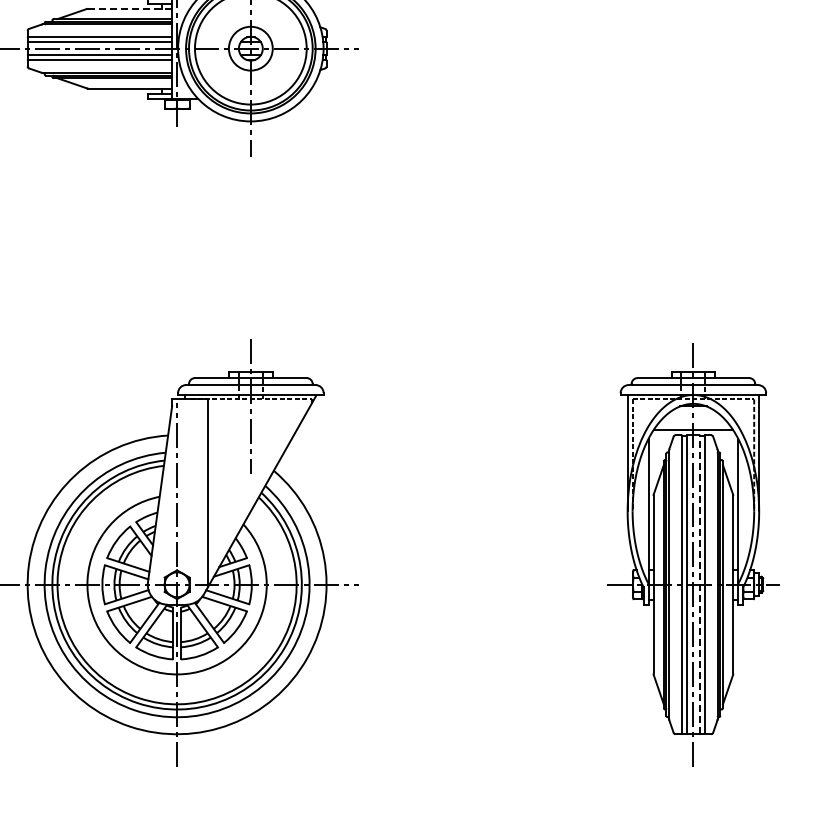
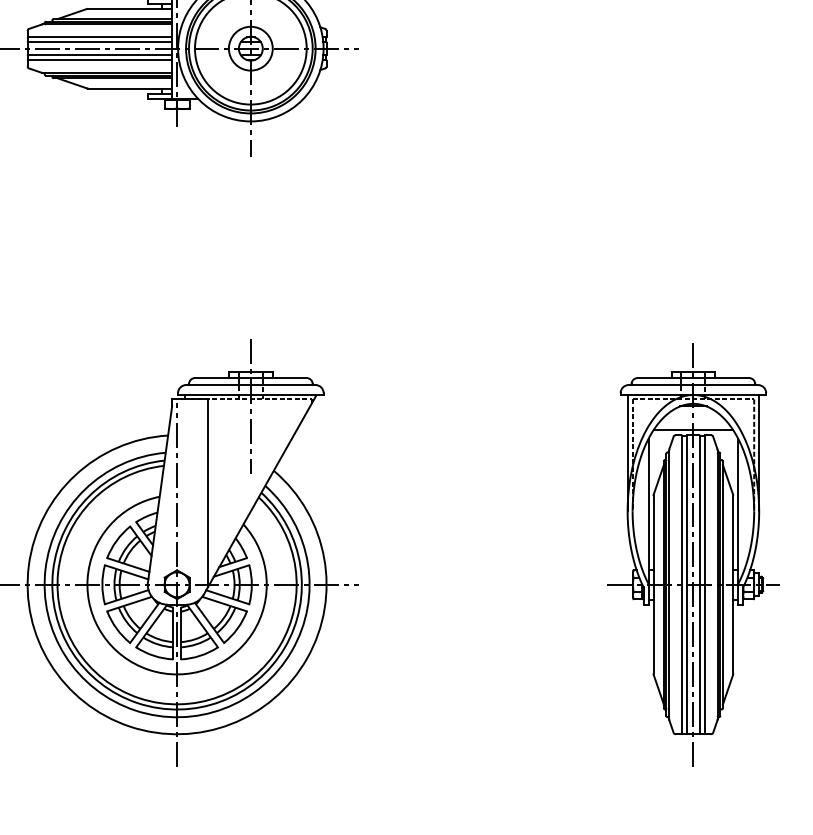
line: dashed -> solid (130, 8)
line: dashed -> solid (699, 584)
